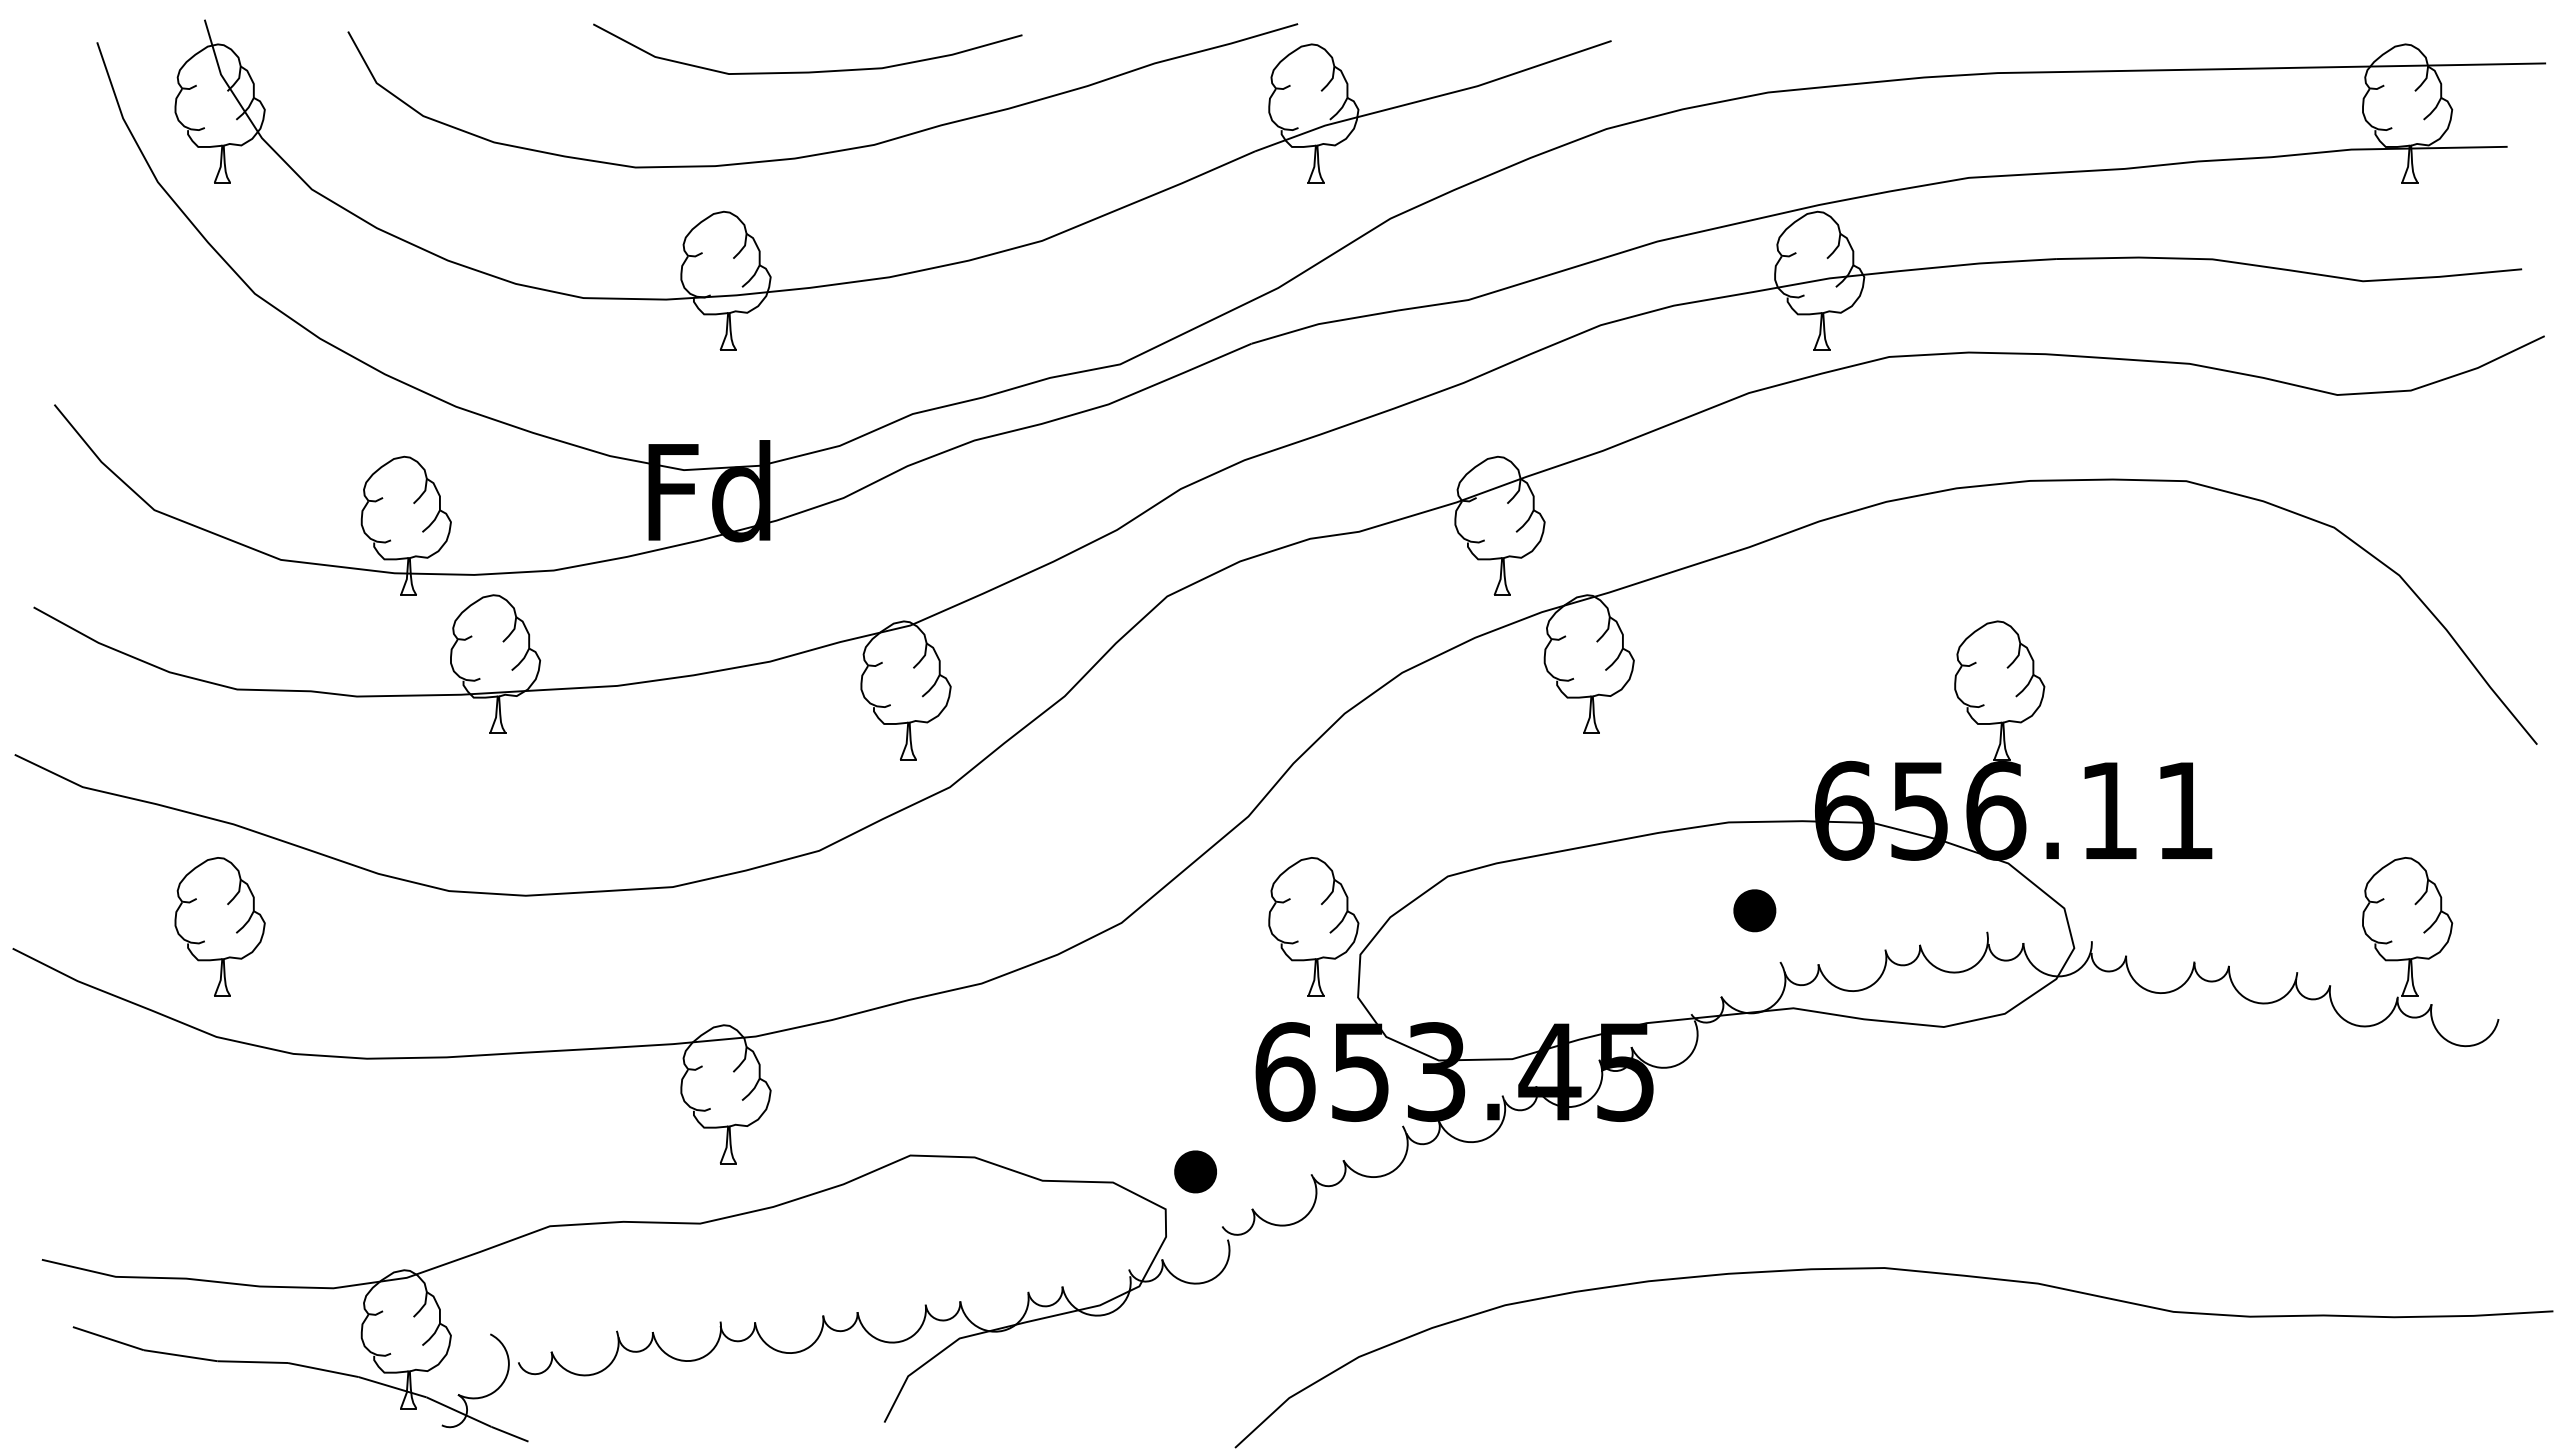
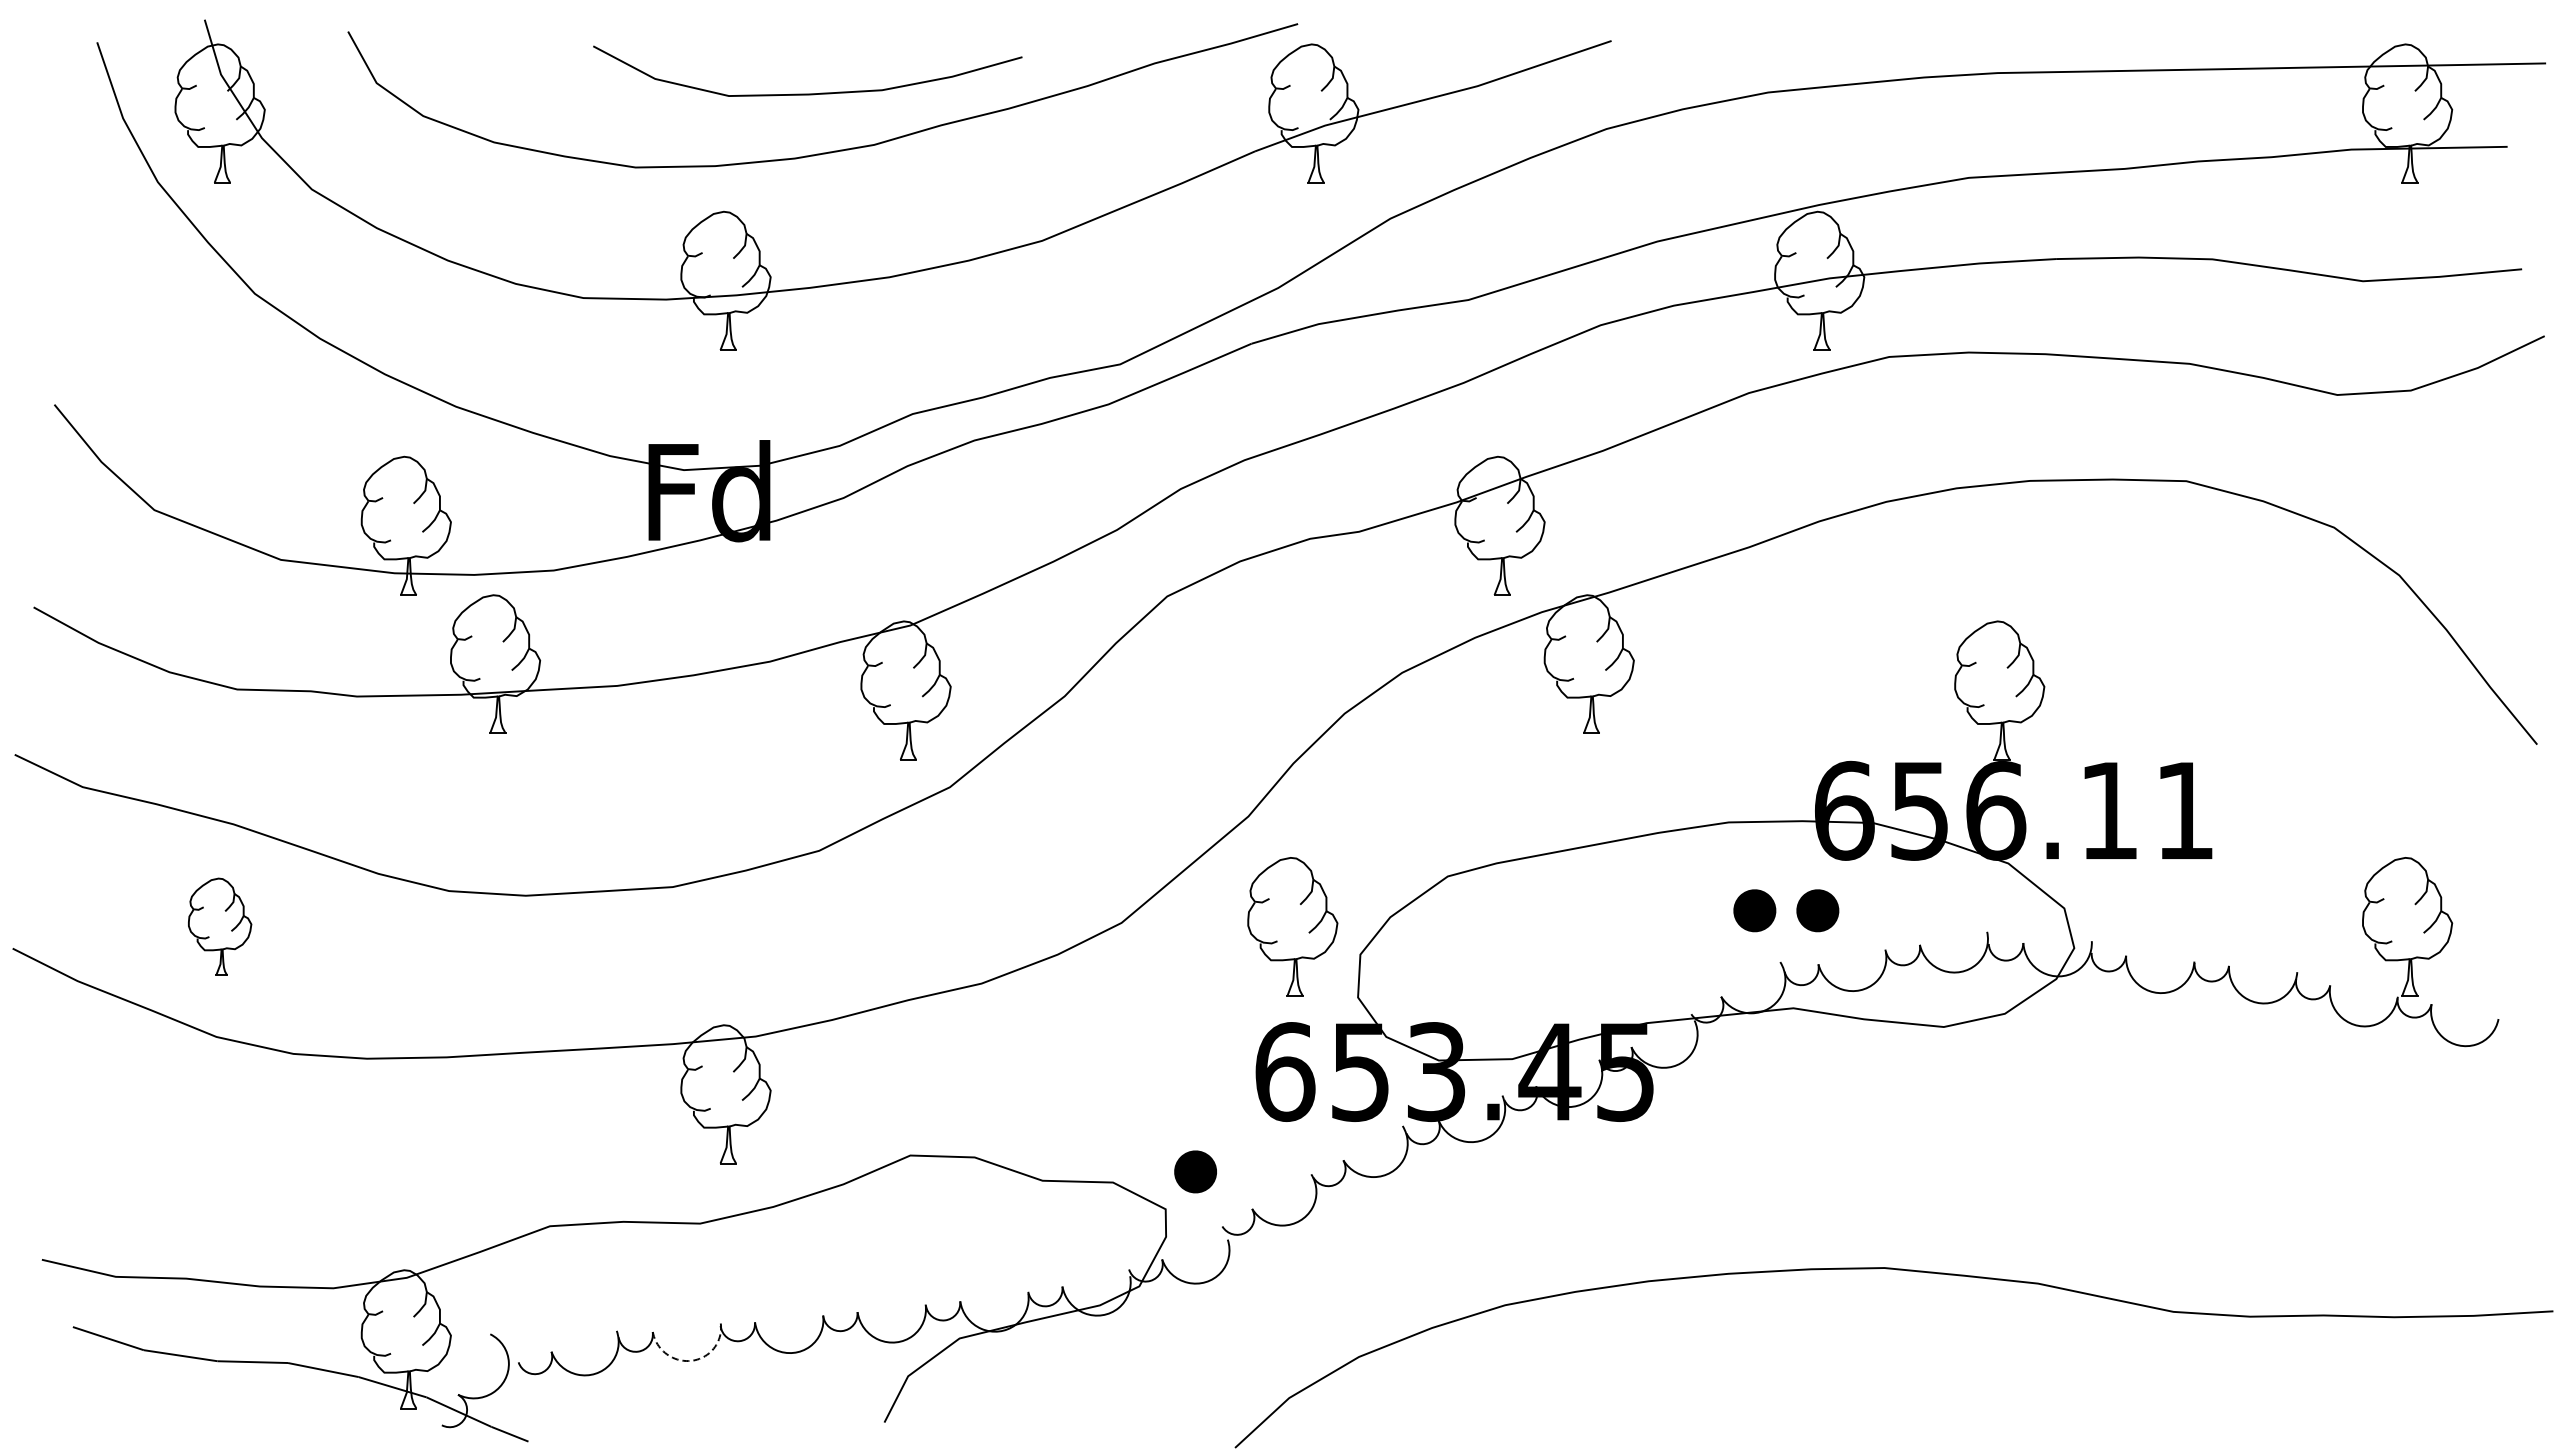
curve position: (807, 71) -> (807, 93) (807, 93)
part: none -> present (1817, 910)
part size: 92x140 px -> 65x99 px (220, 926)
part position: (1313, 926) -> (1292, 926) (1292, 926)
arc: solid -> dashed (692, 1360)
